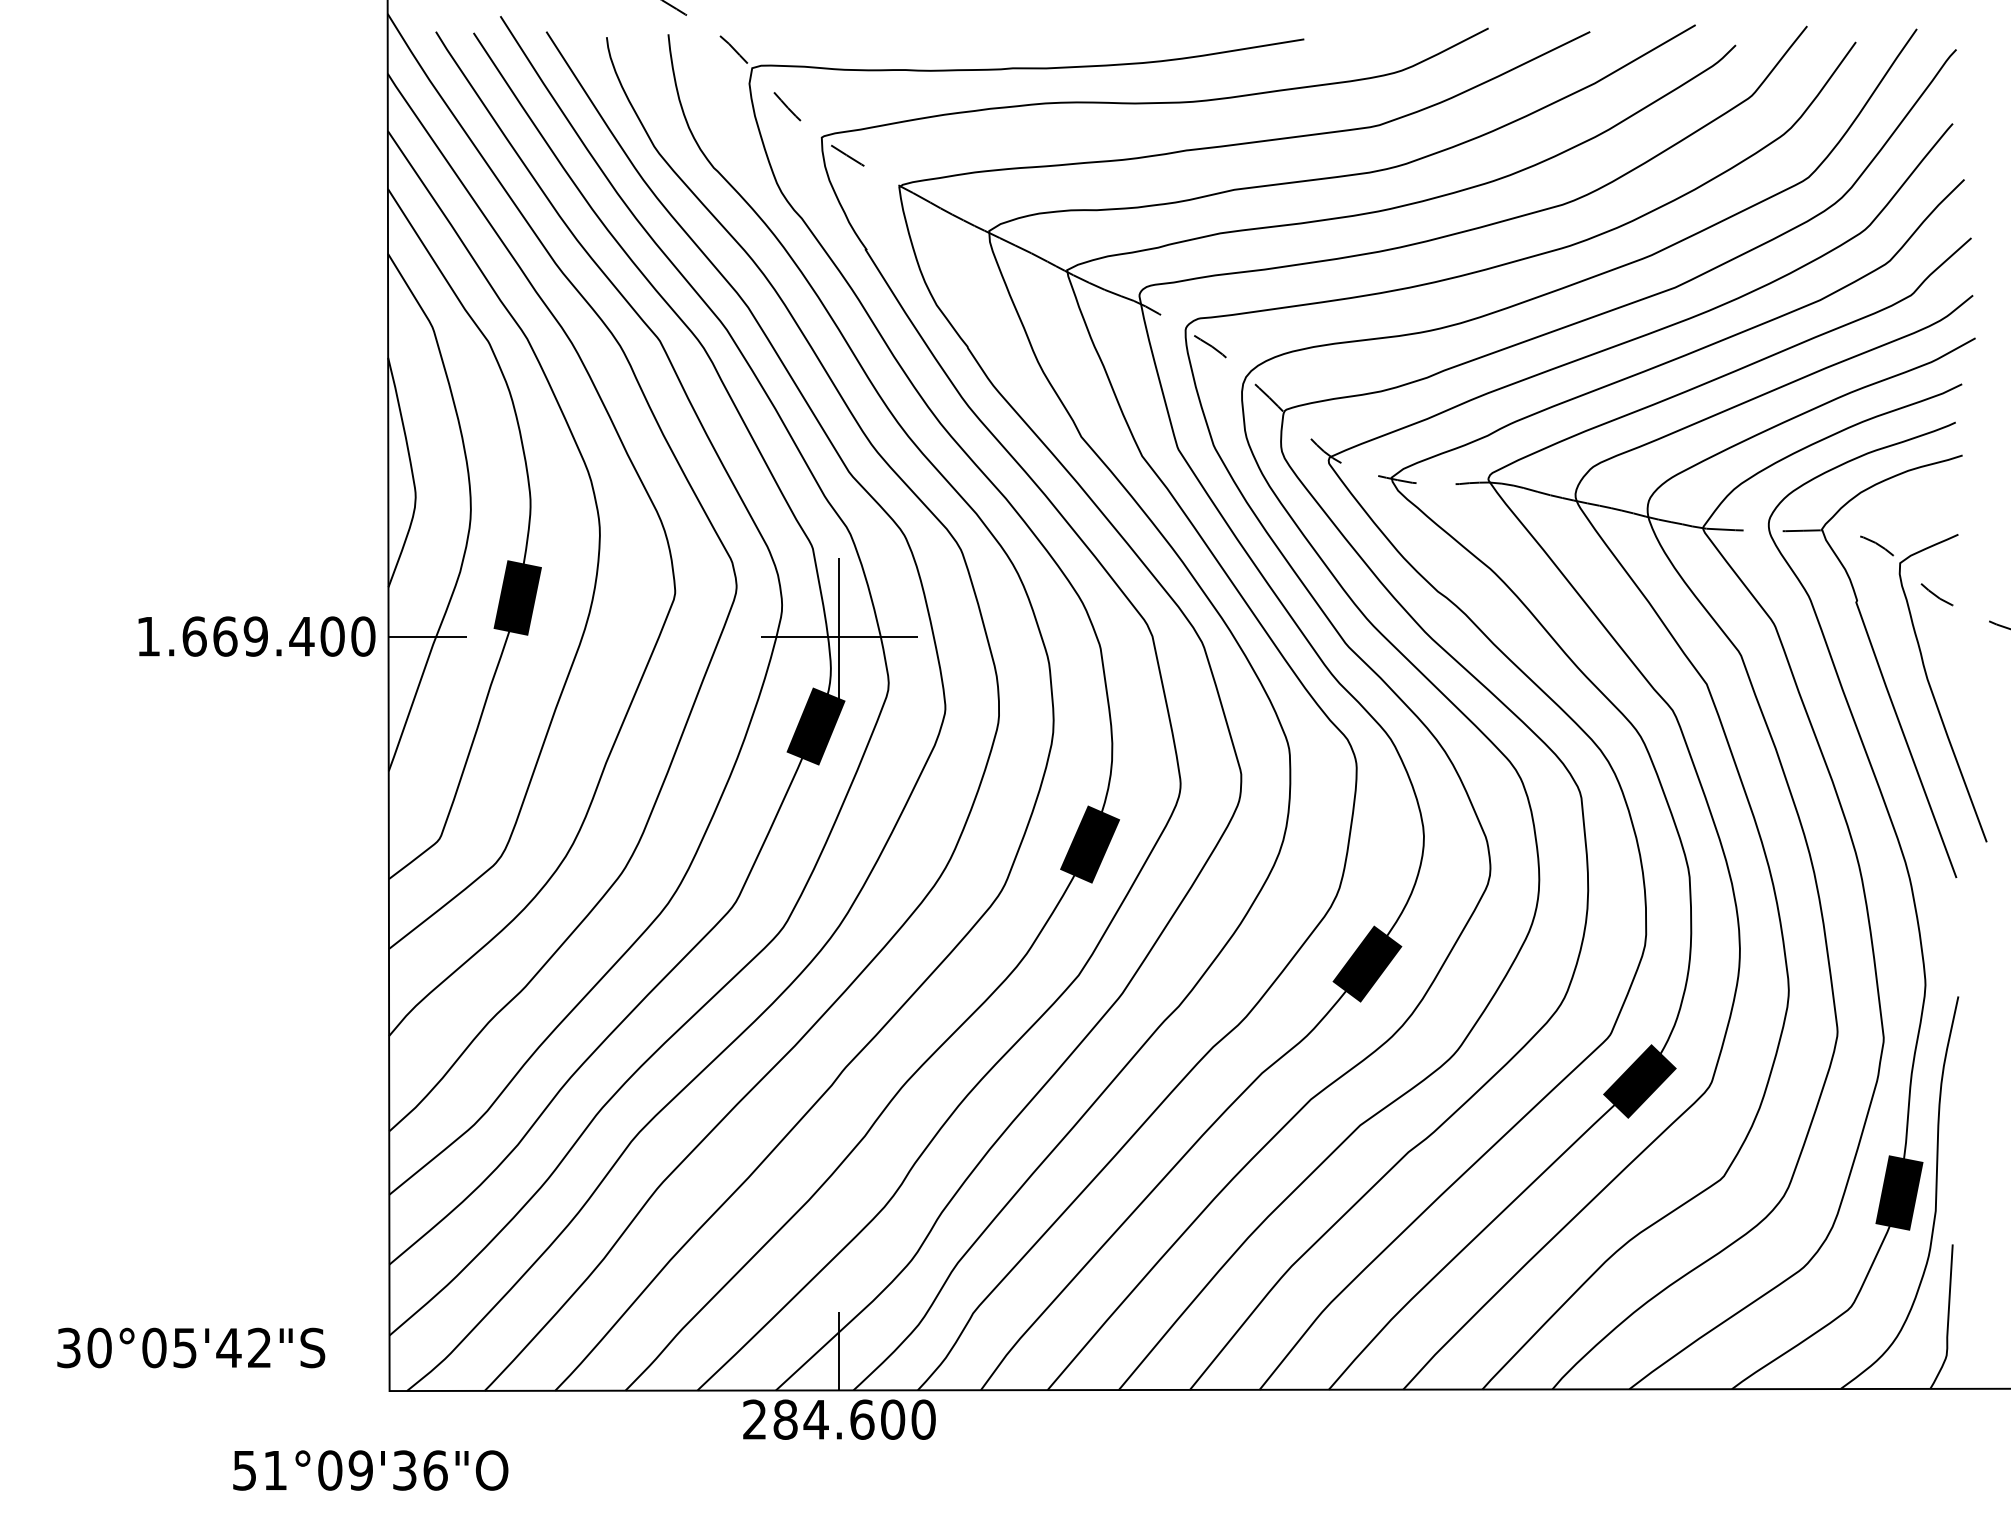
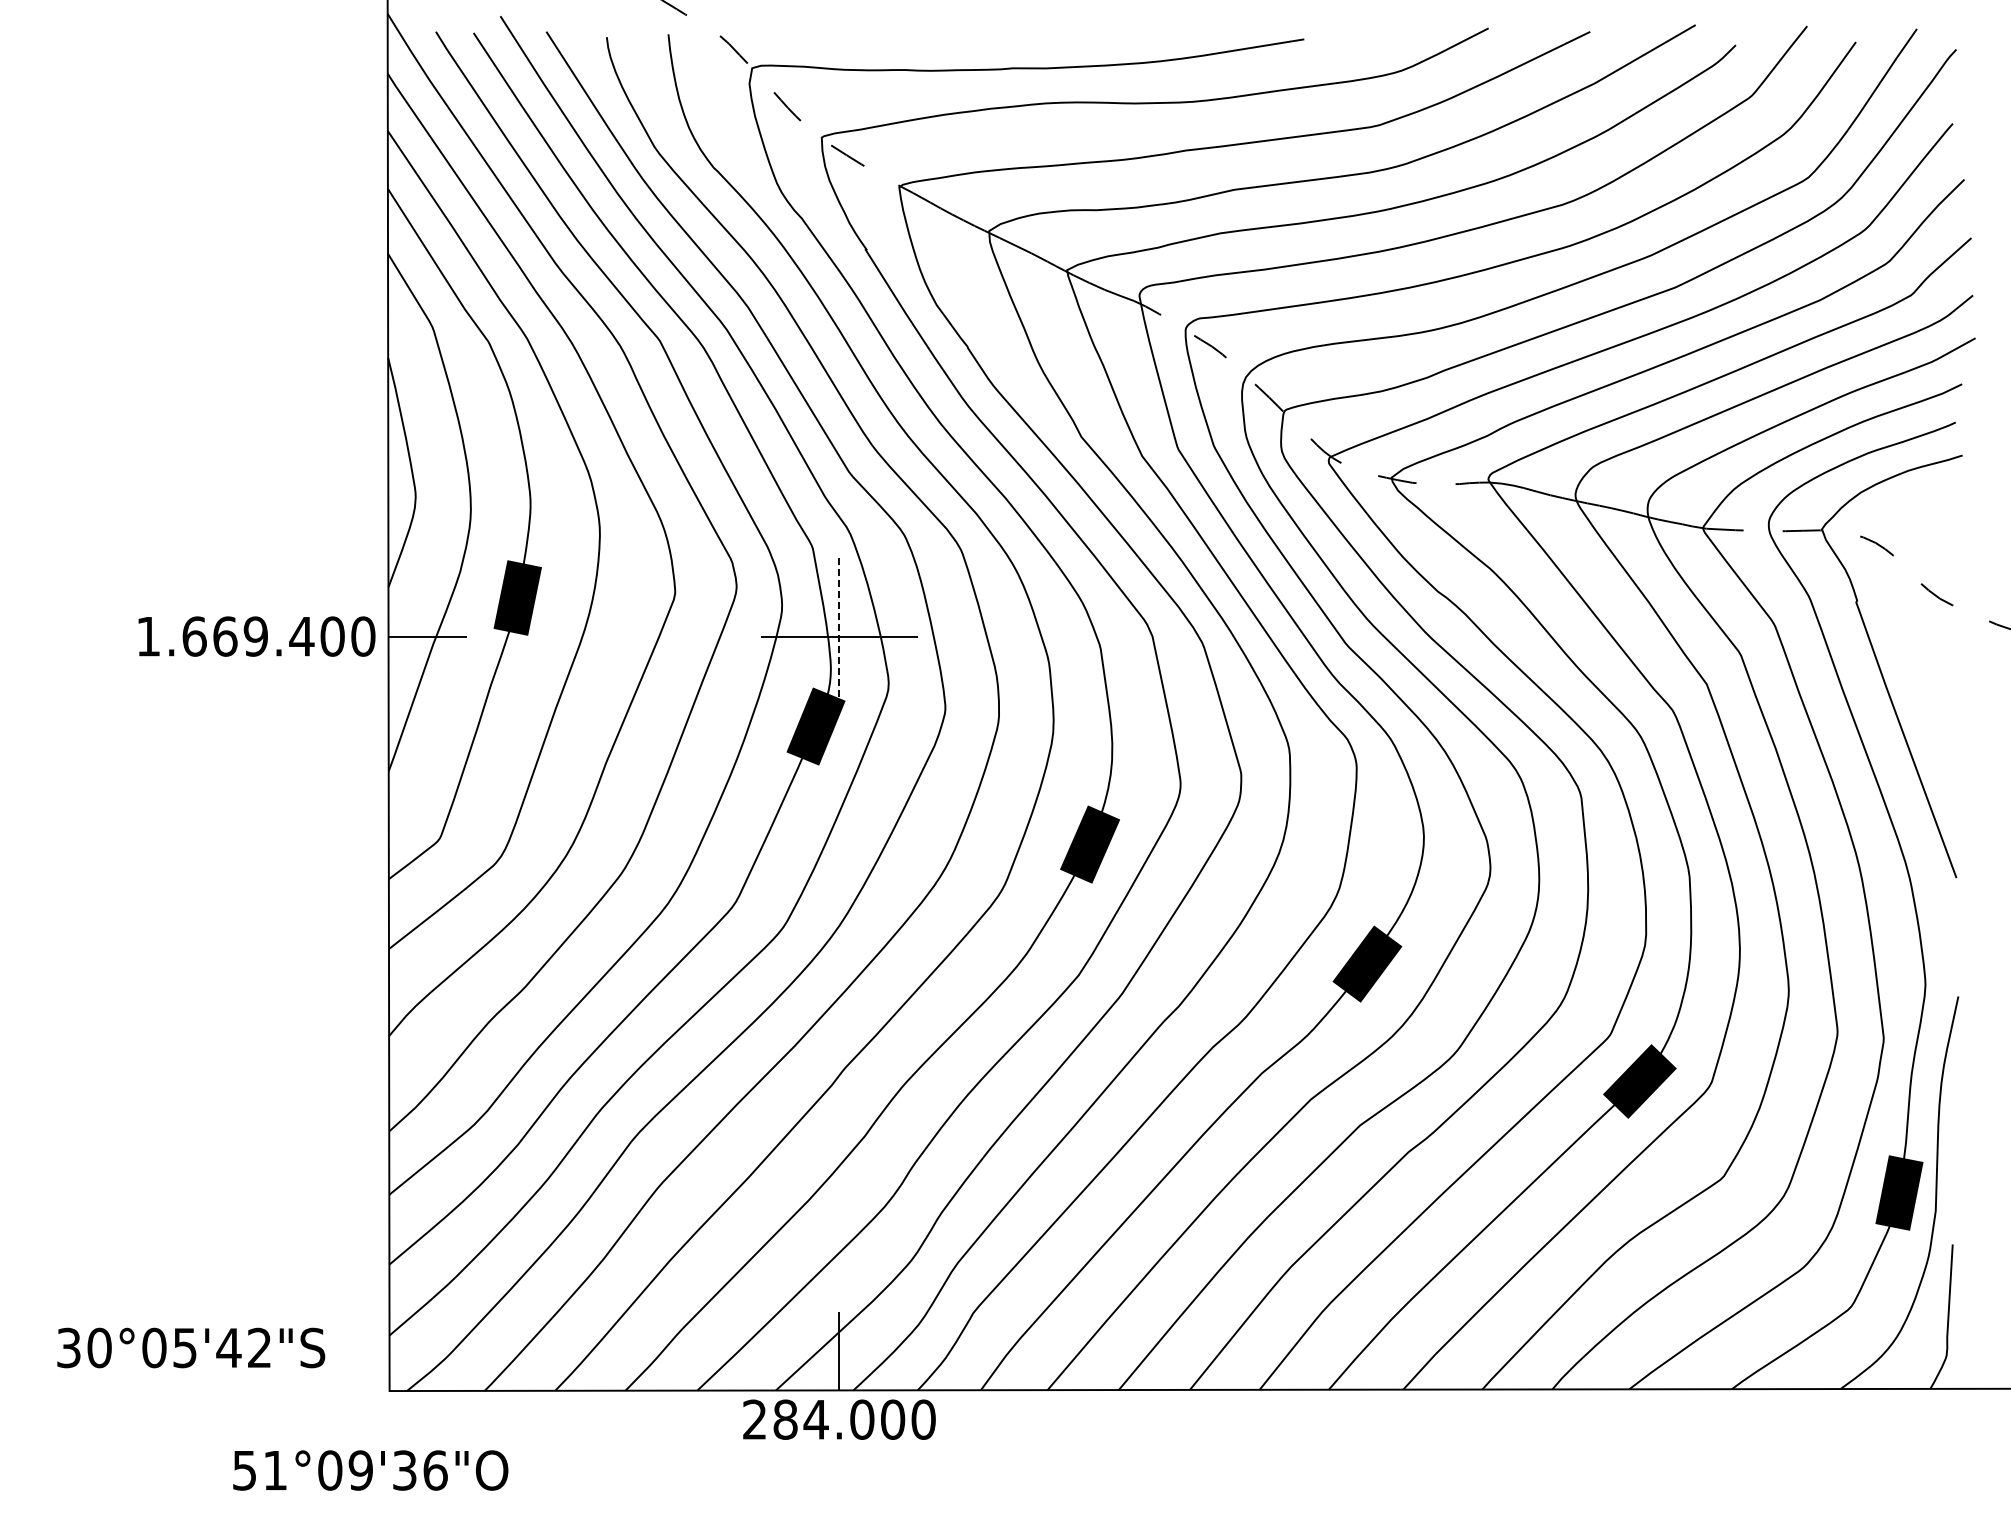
line: solid -> dashed (839, 637)
curve: present -> none (1933, 692)
text: 284.600 -> 284.000 (862, 1419)
